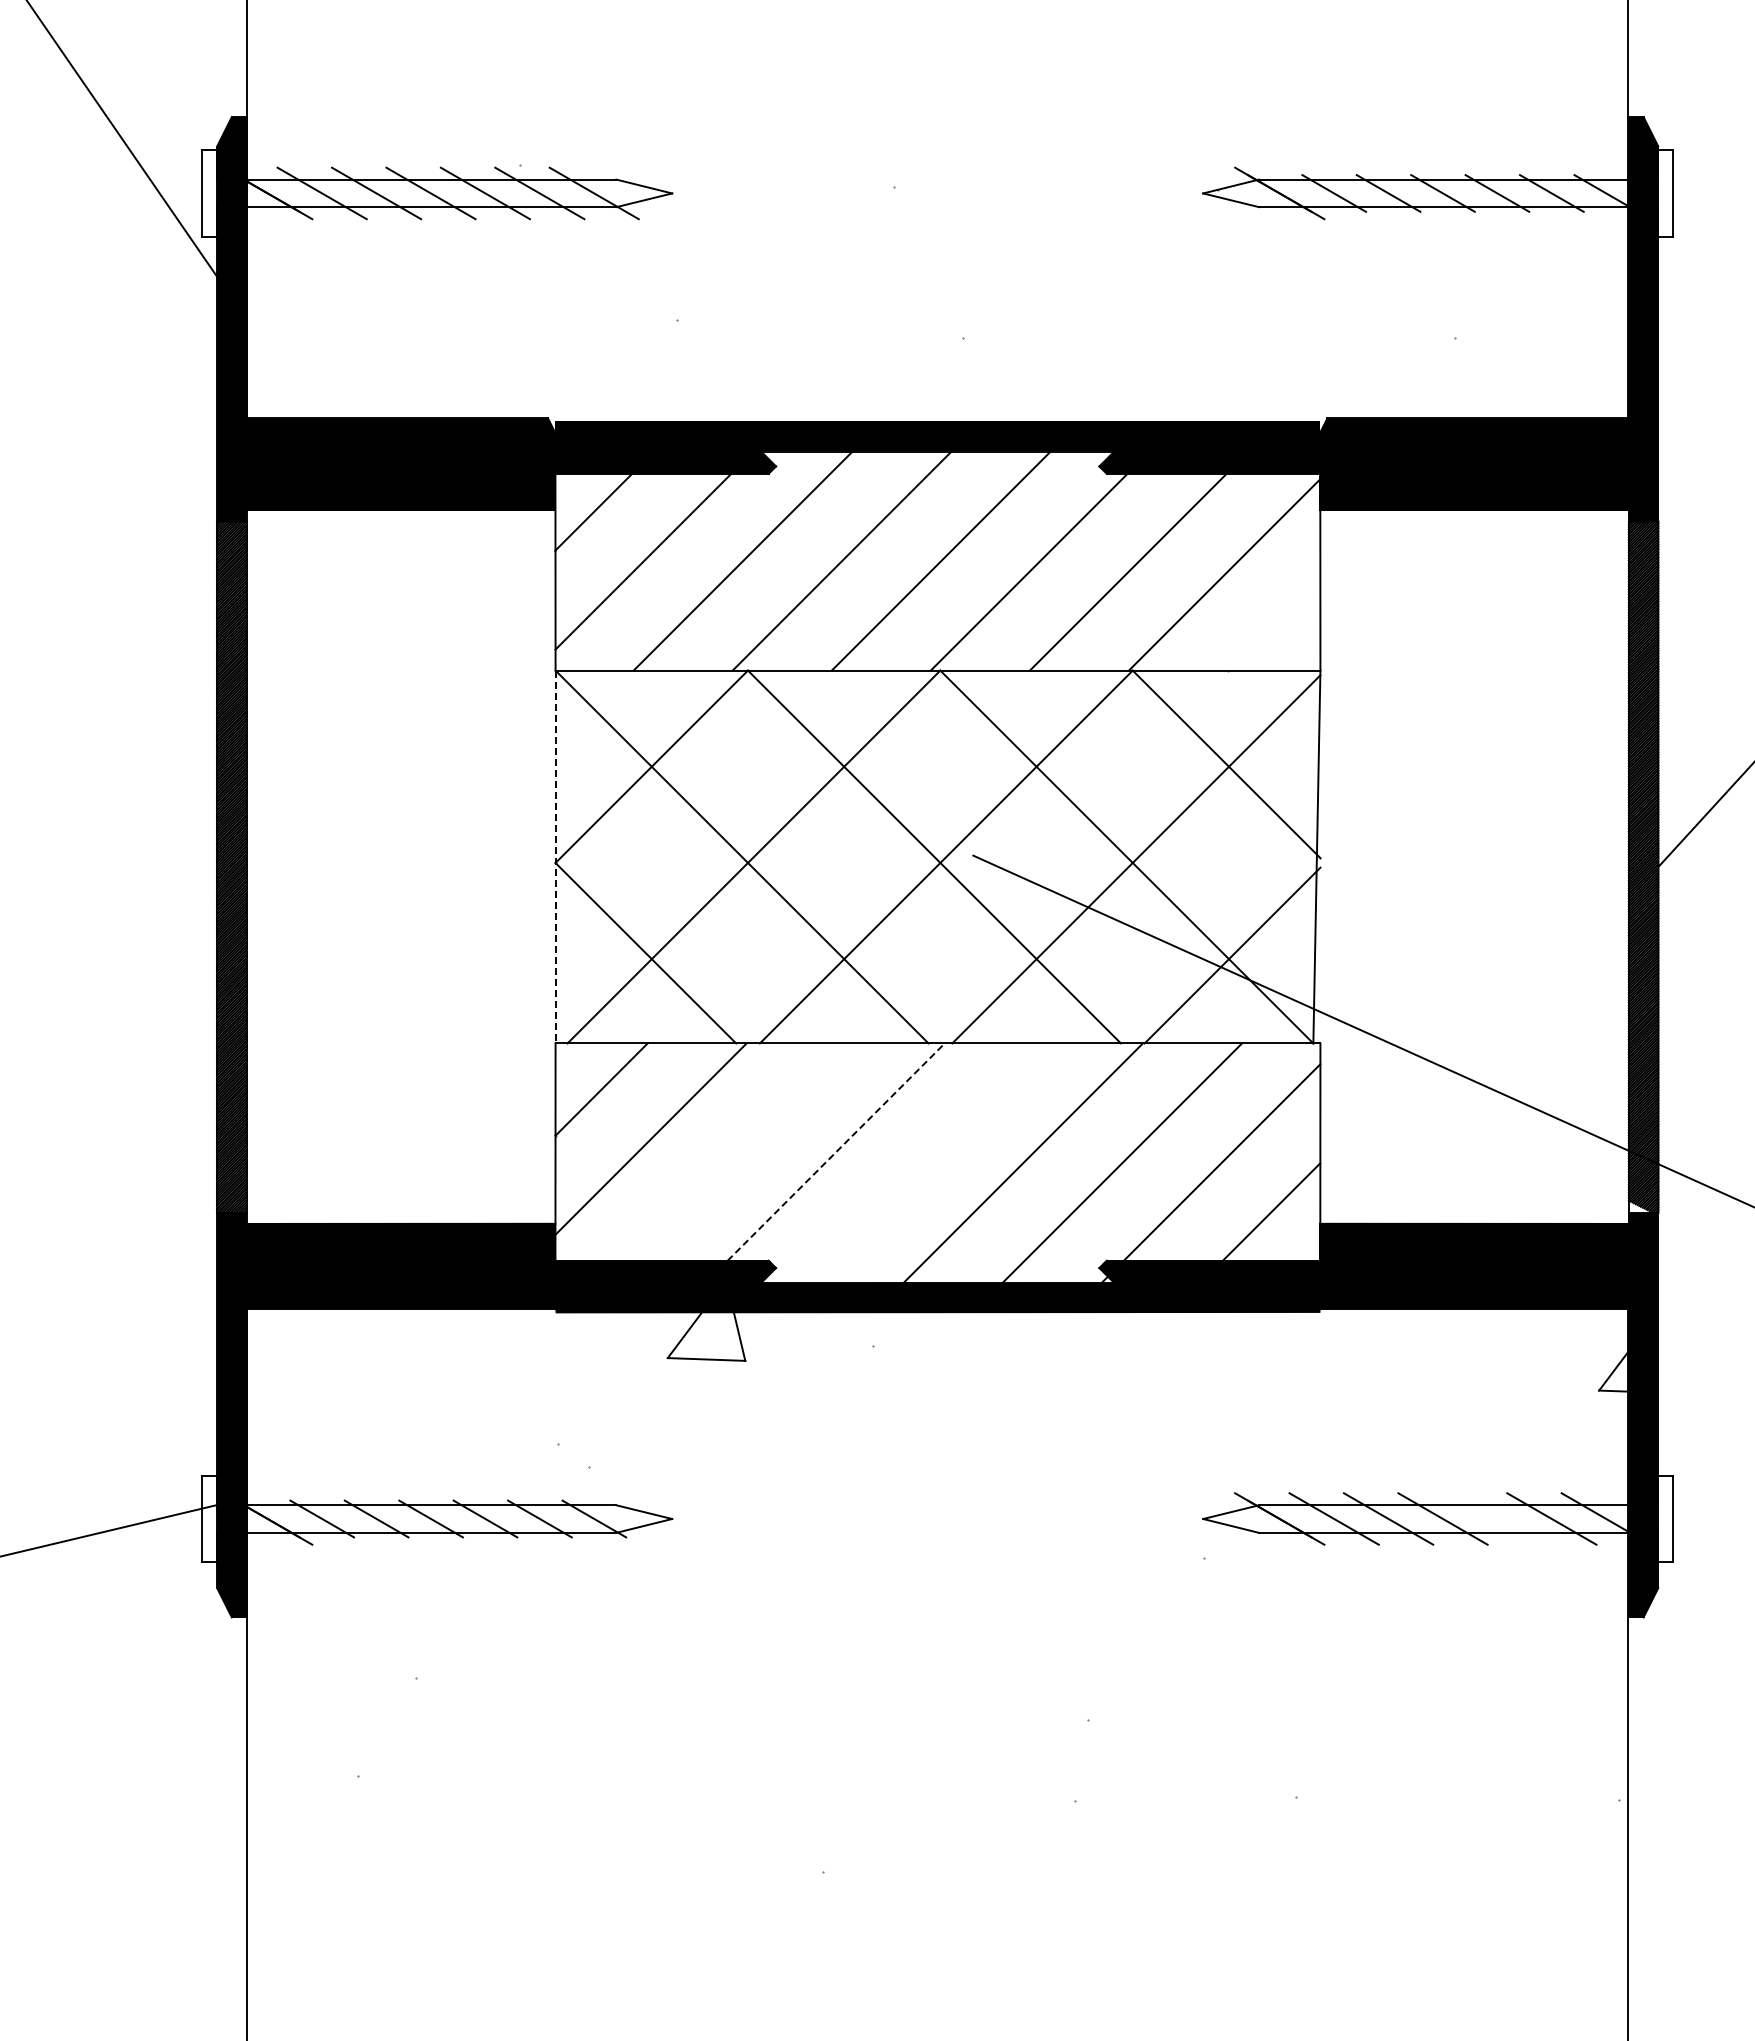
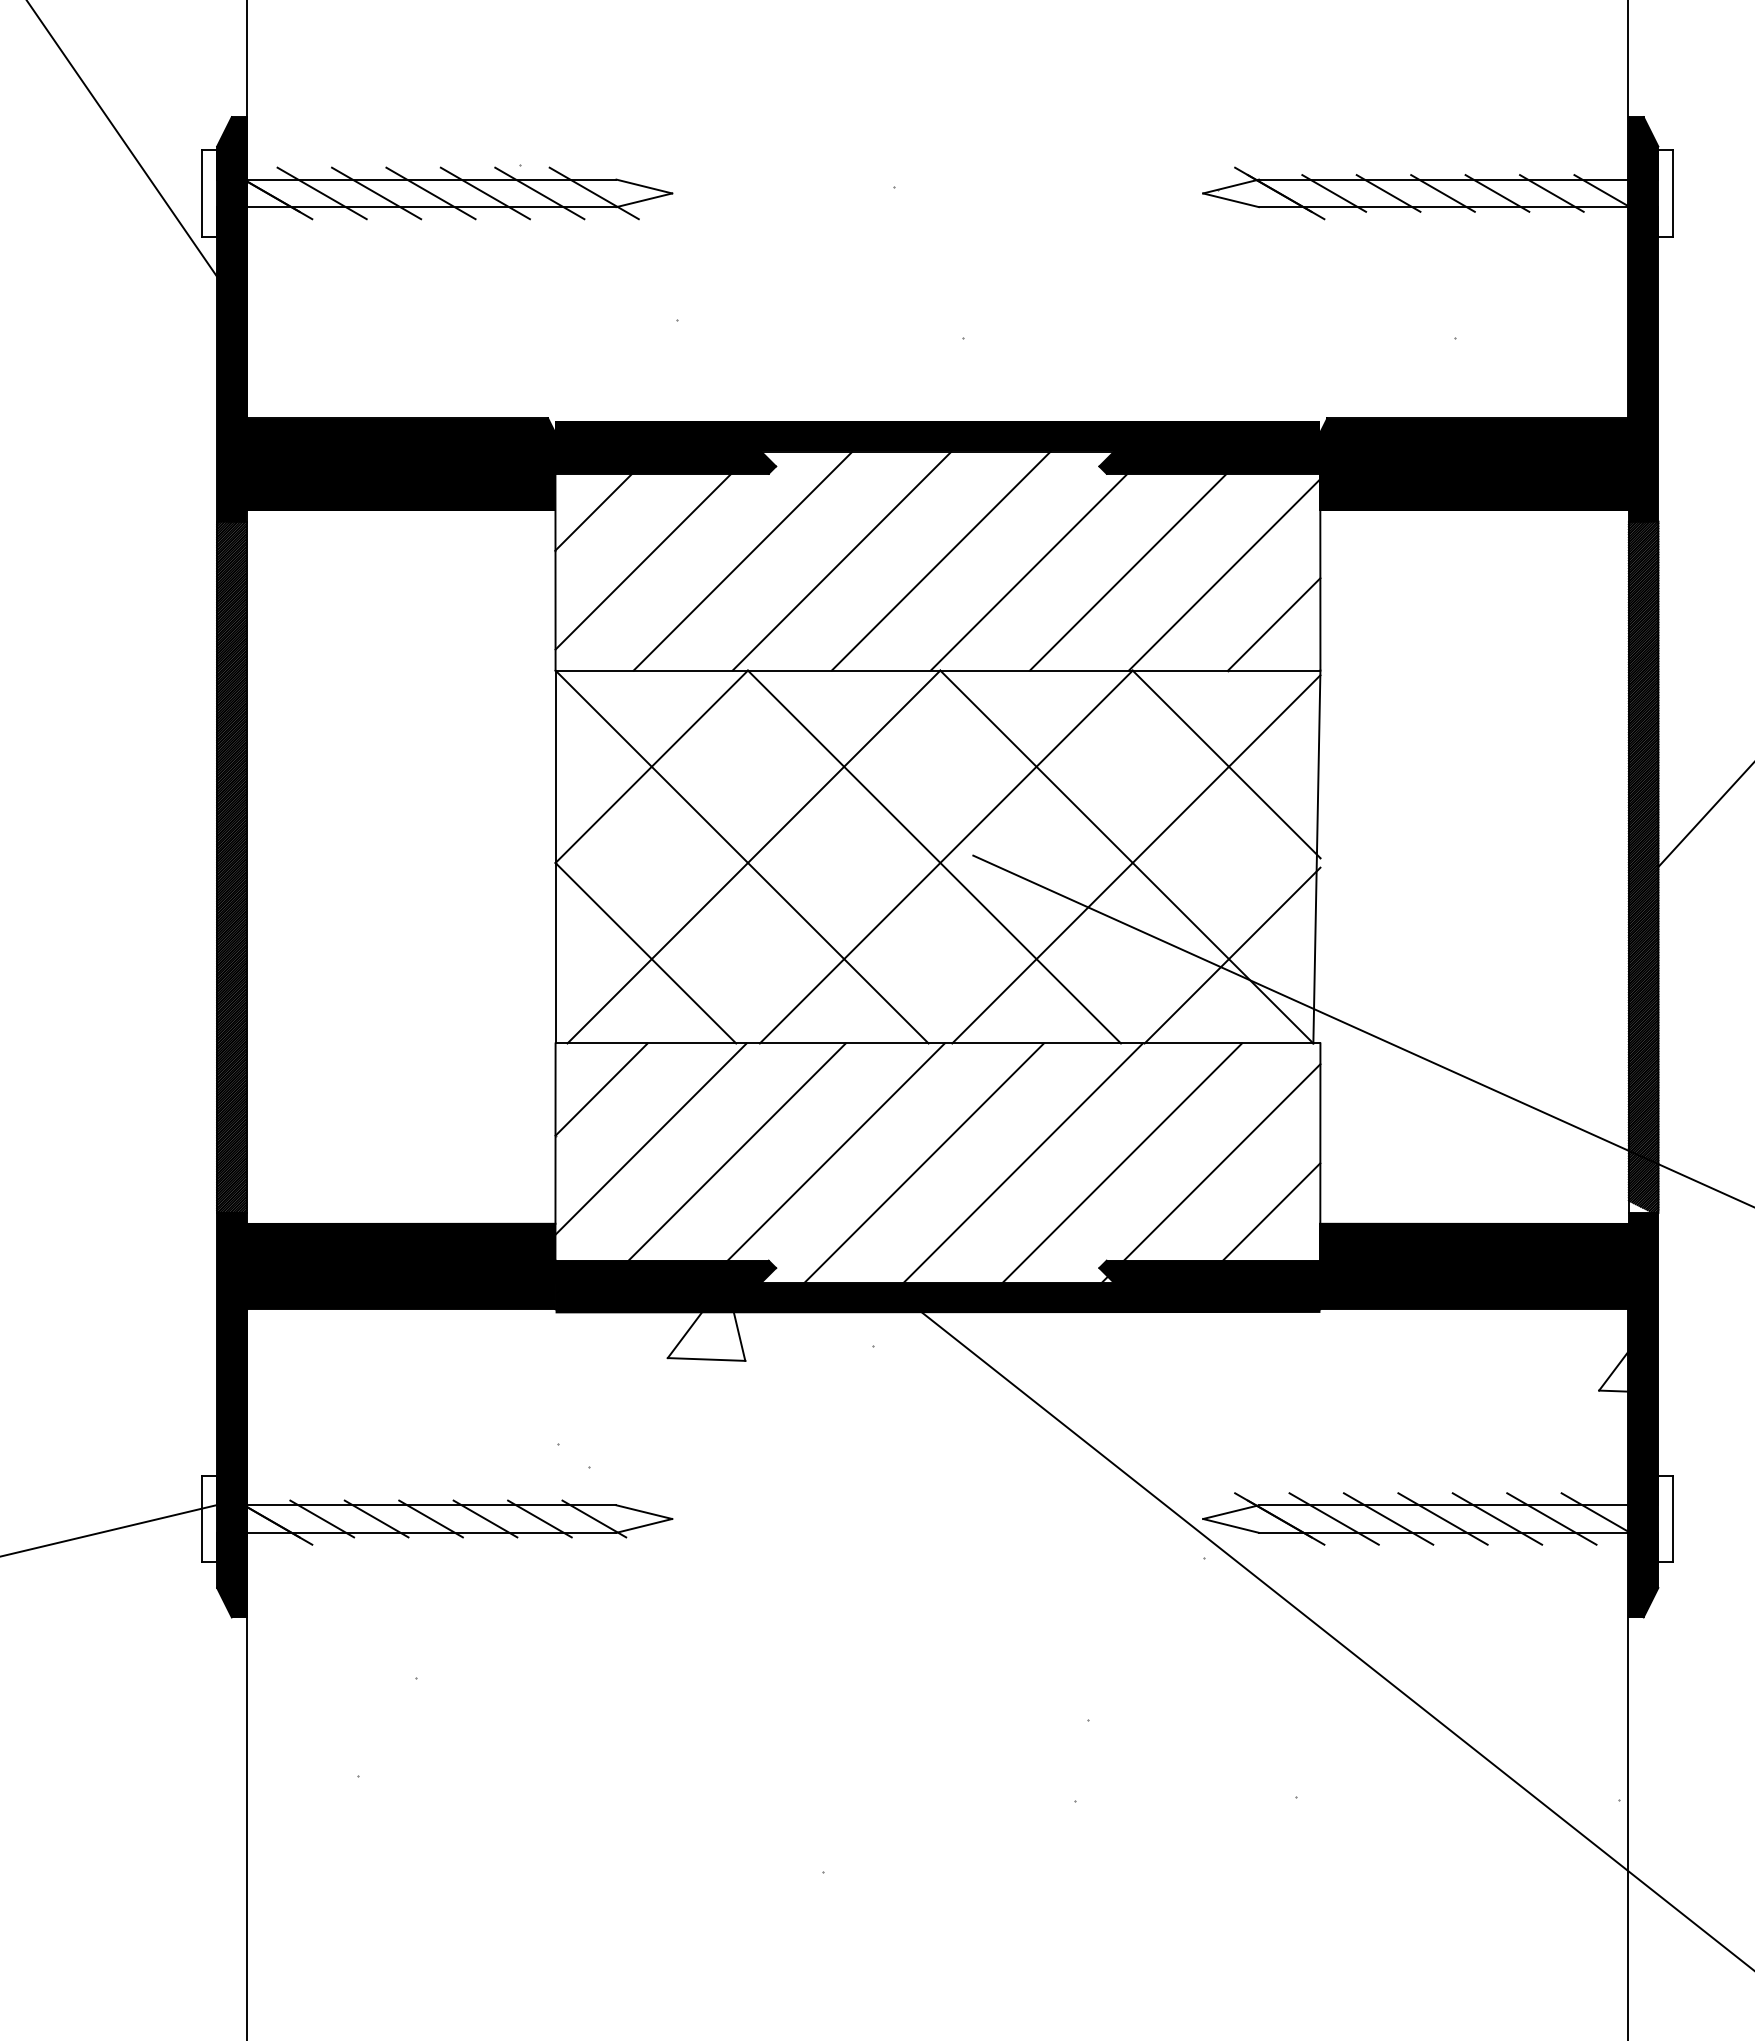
line: none -> present (1274, 624)
line: dashed -> solid (555, 857)
line: none -> present (736, 1151)
line: dashed -> solid (836, 1152)
line: none -> present (923, 1162)
line: none -> present (1497, 1518)
line: none -> present (1334, 1638)
